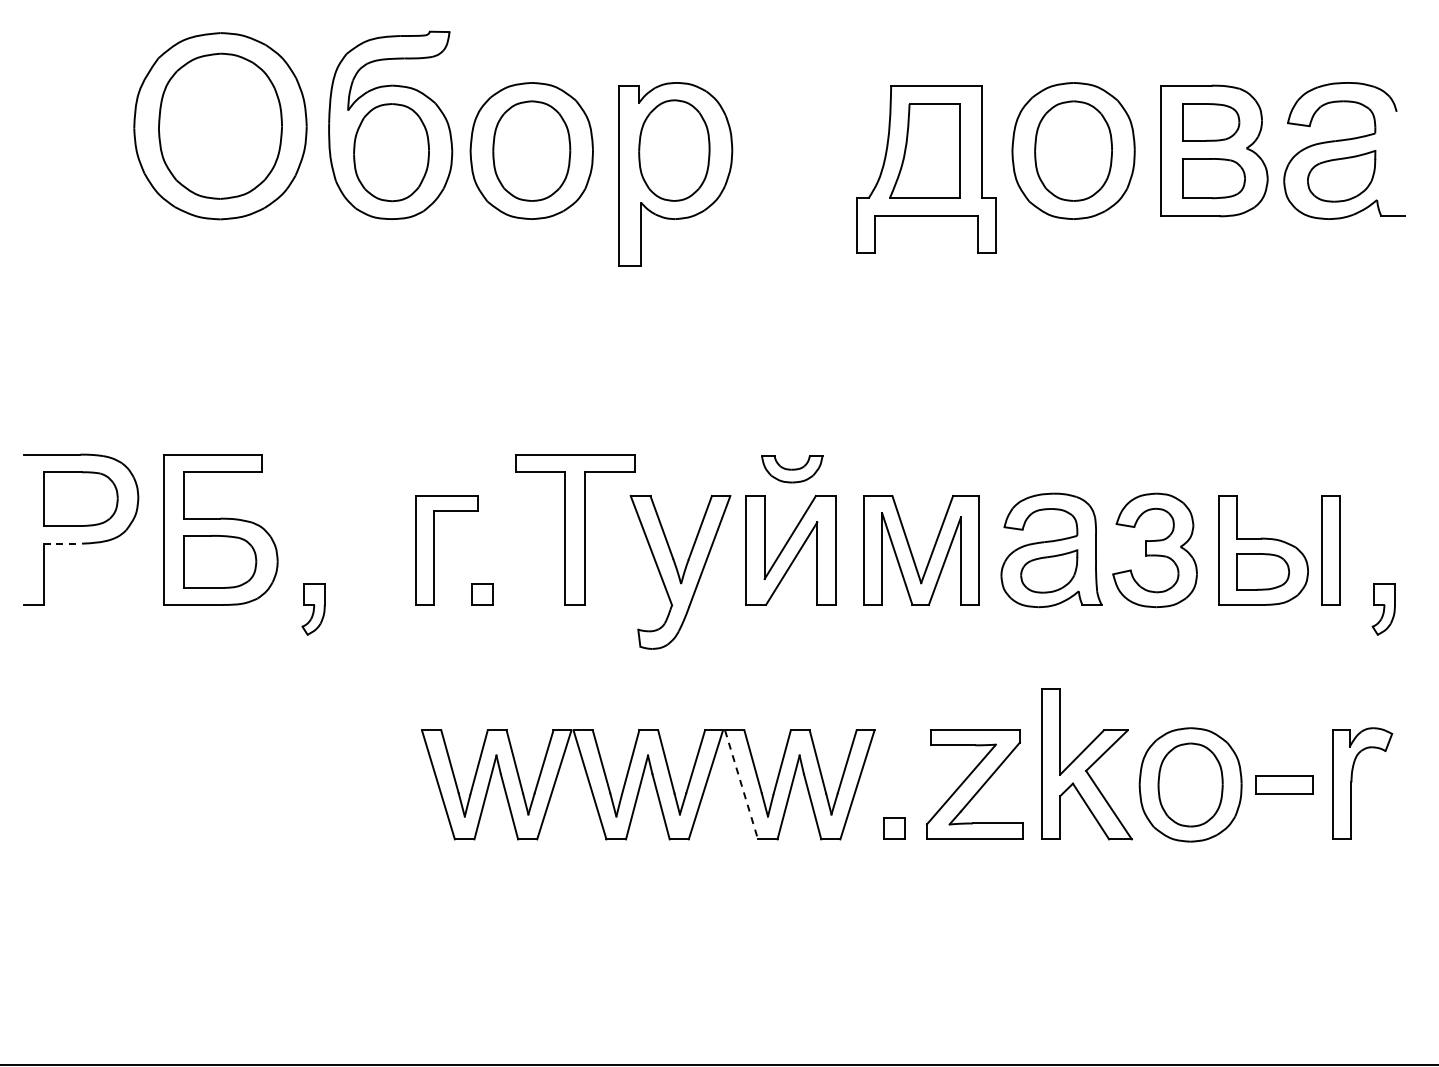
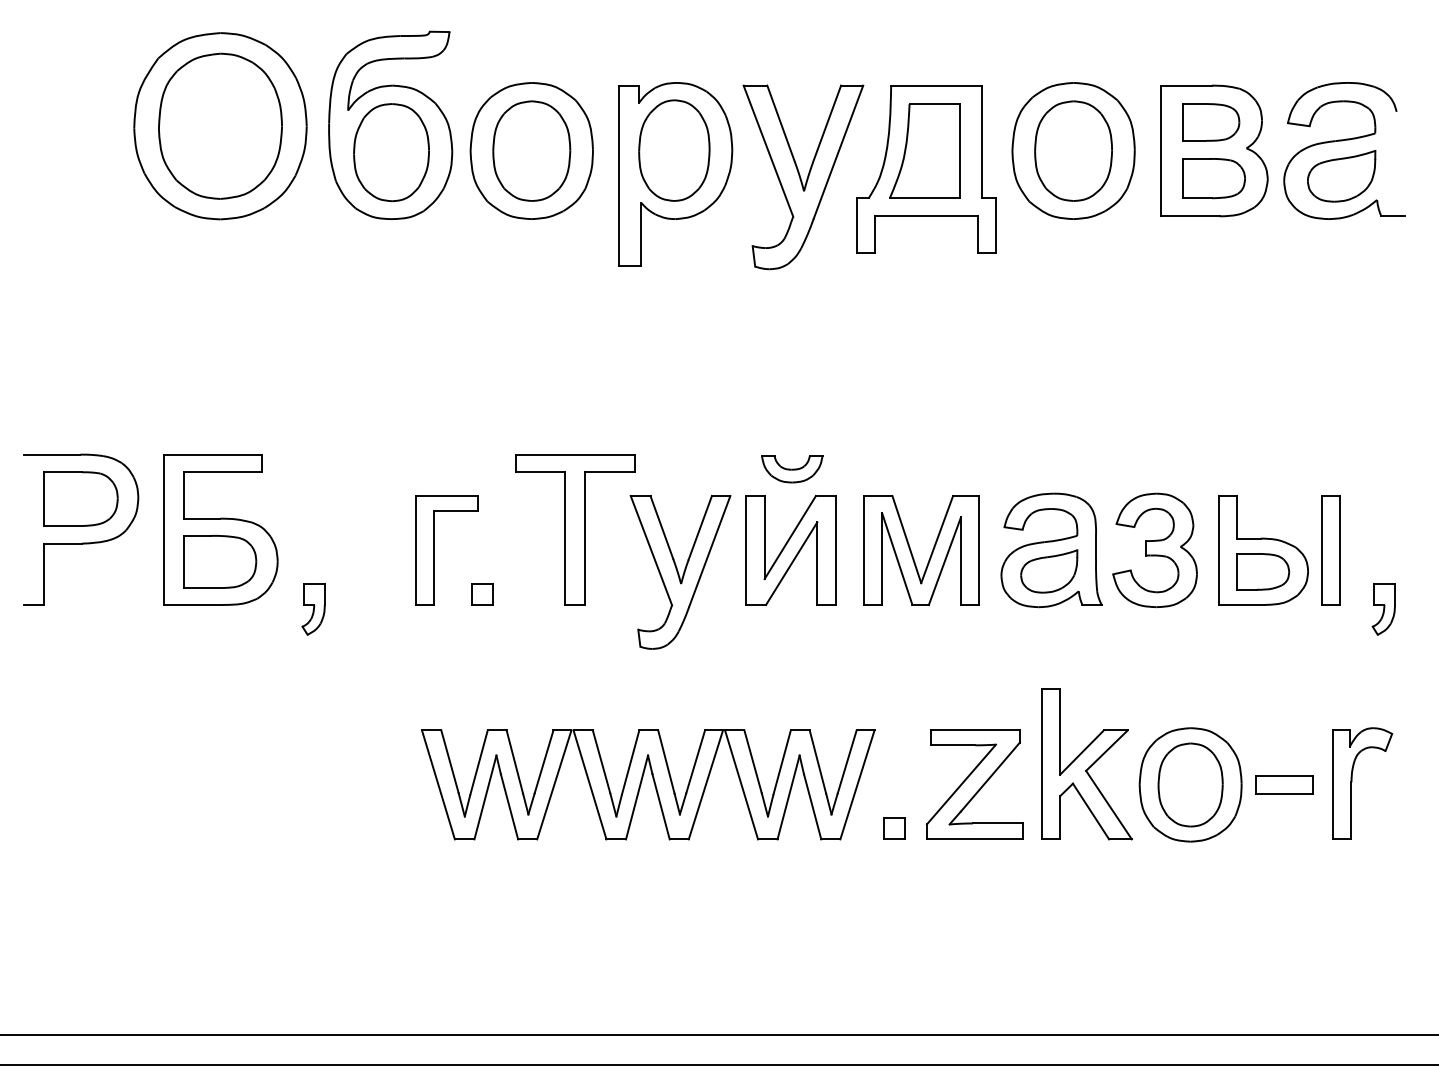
part: none -> present (803, 177)
line: dashed -> solid (63, 543)
line: dashed -> solid (741, 784)
line: none -> present (718, 1035)
